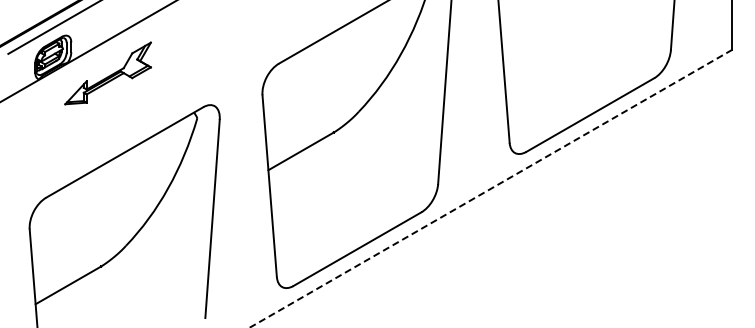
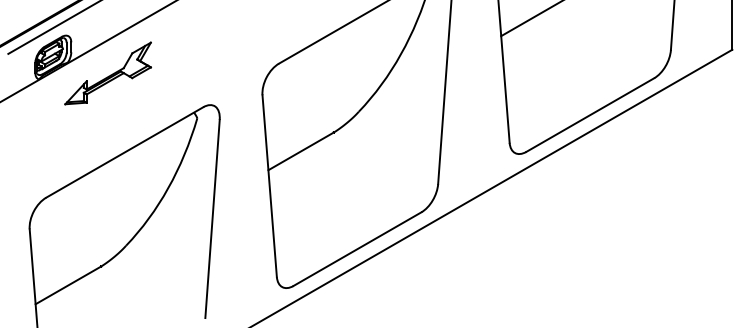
line: none -> present (530, 19)
line: dashed -> solid (490, 188)
